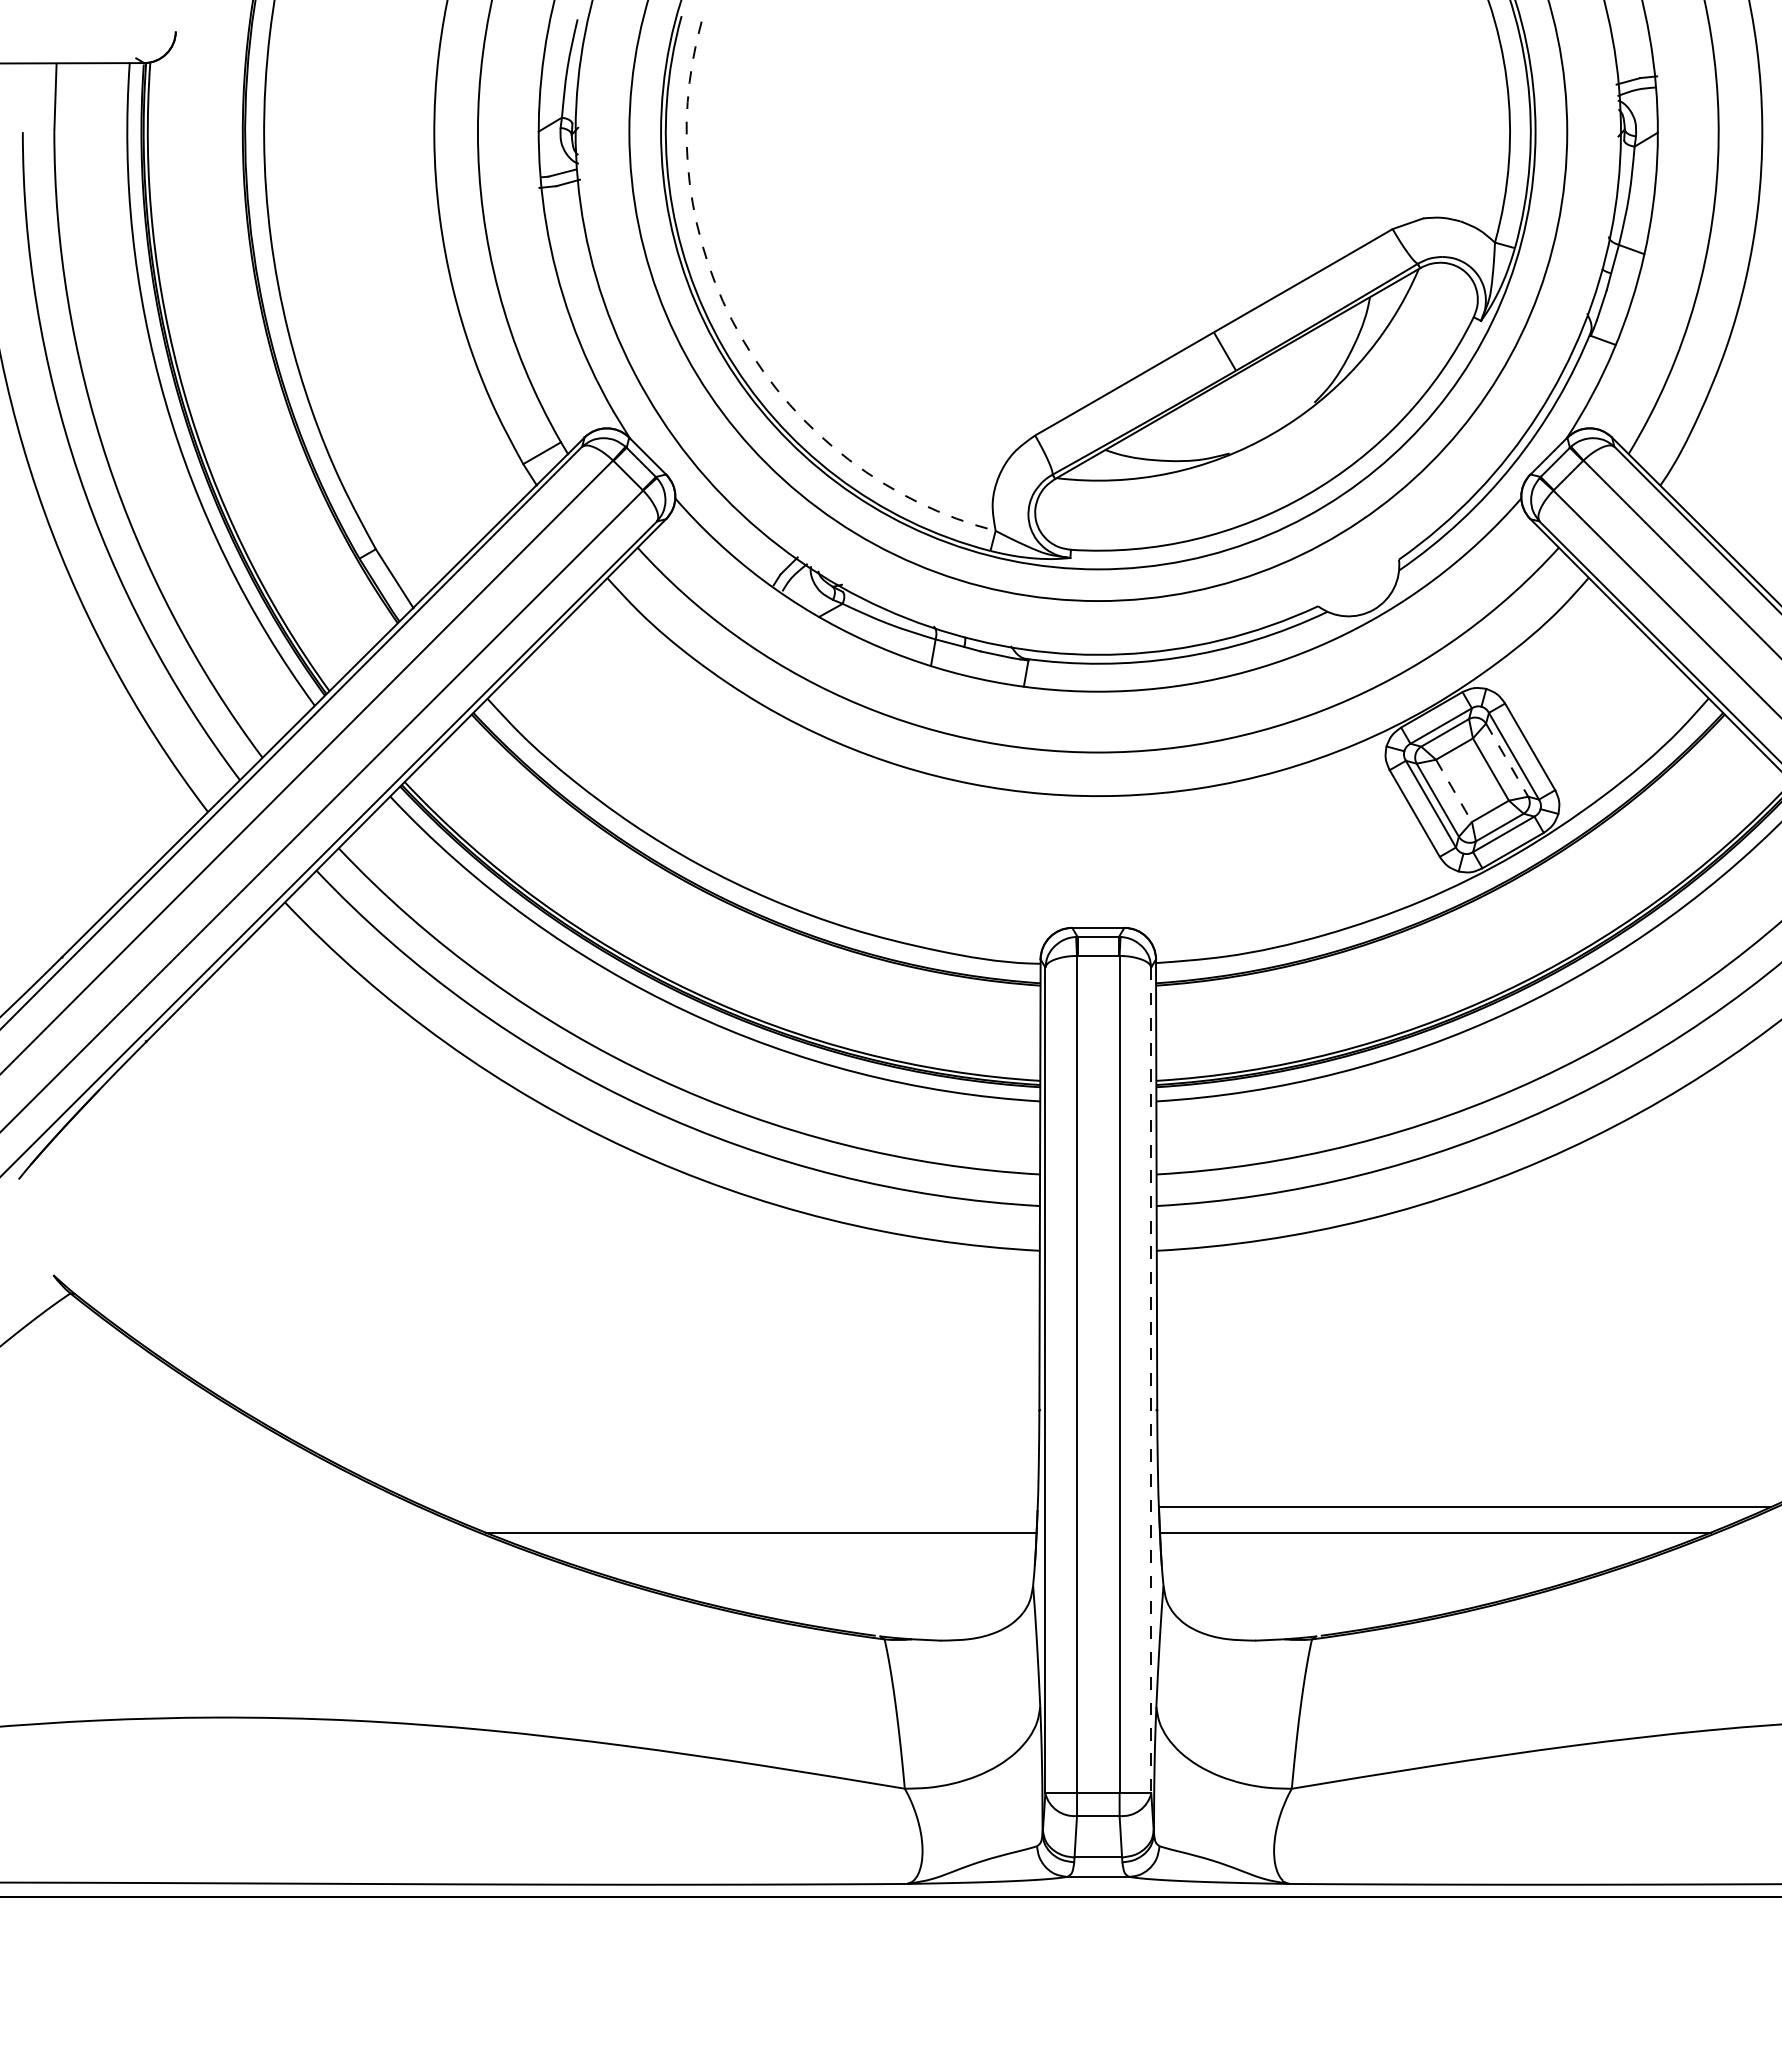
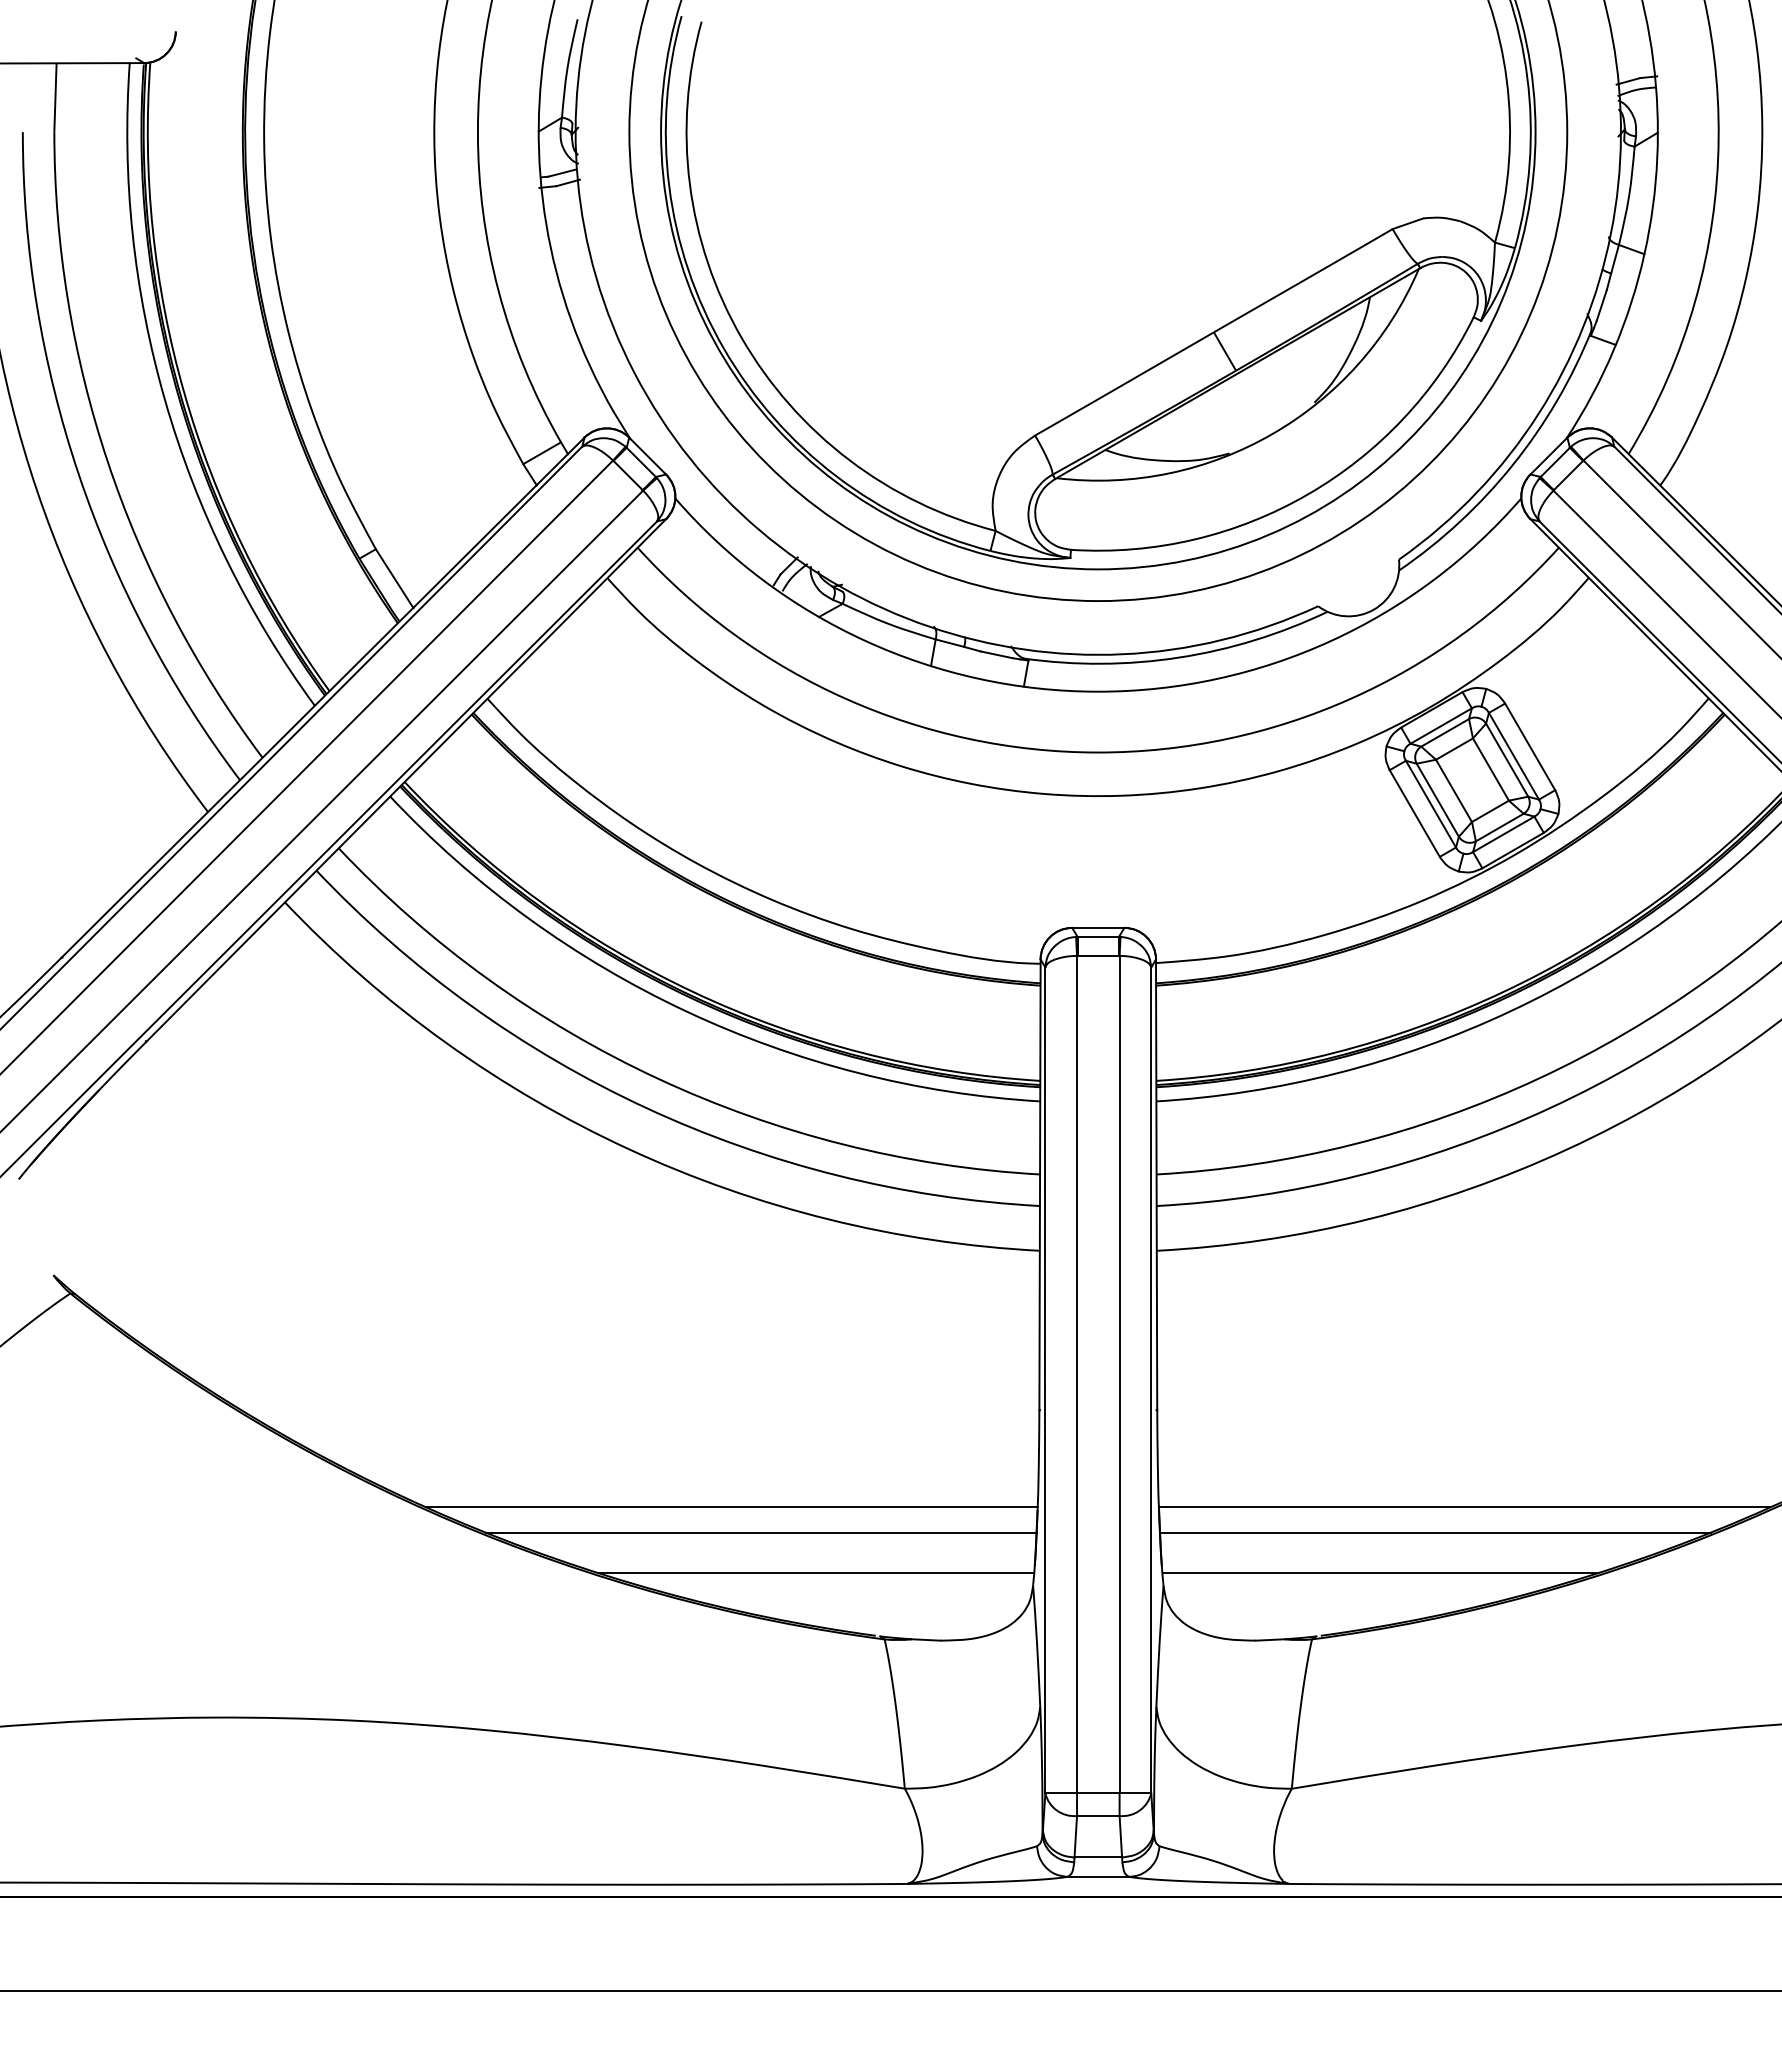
arc: dashed -> solid (741, 338)
line: dashed -> solid (1507, 760)
line: dashed -> solid (1454, 790)
line: dashed -> solid (1151, 1380)
line: none -> present (731, 1507)
line: none -> present (816, 1573)
line: none -> present (1380, 1573)
line: none -> present (890, 1991)
